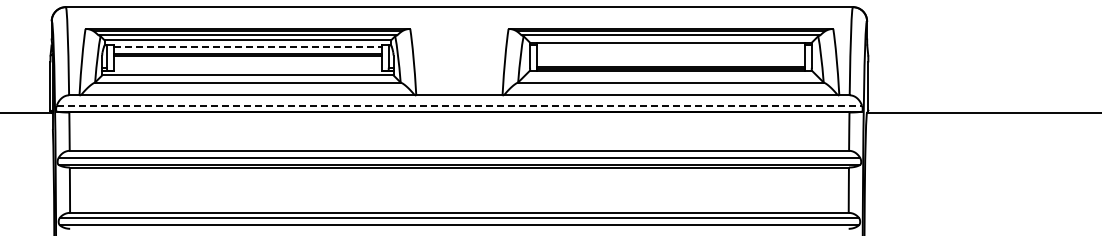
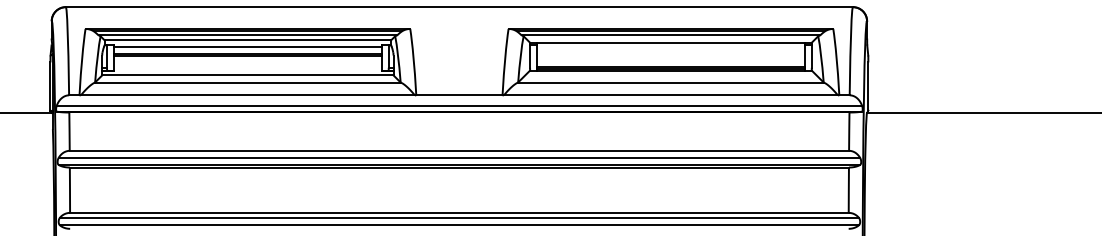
line: dashed -> solid (247, 46)
line: dashed -> solid (459, 105)
